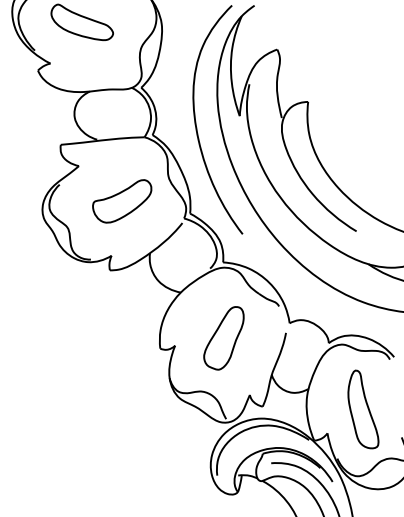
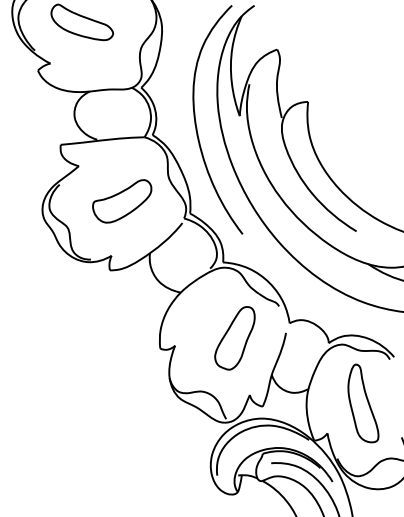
part position: (223, 338) -> (234, 338) (234, 338)
part position: (363, 409) -> (363, 403) (363, 403)
